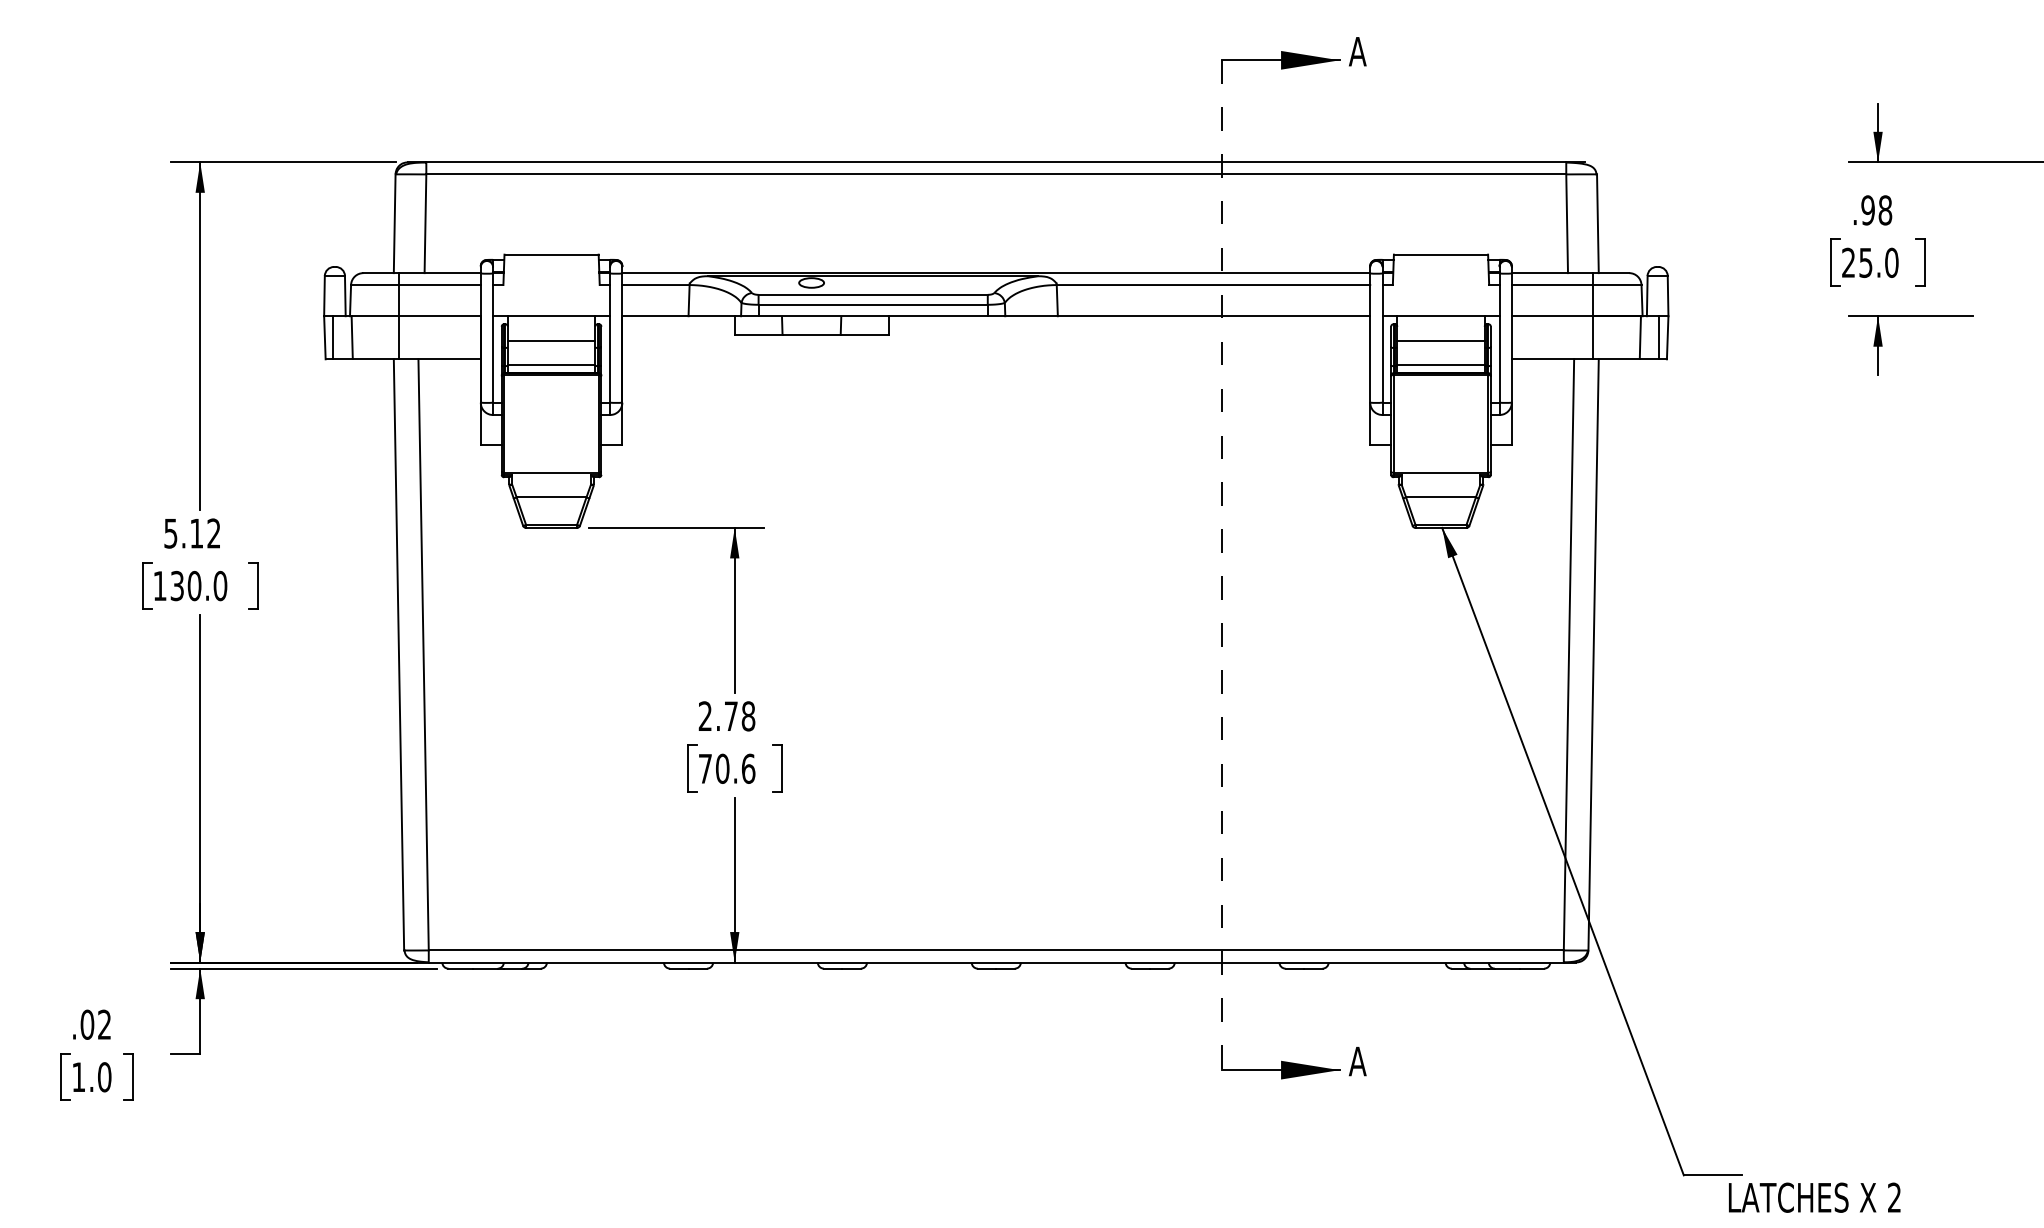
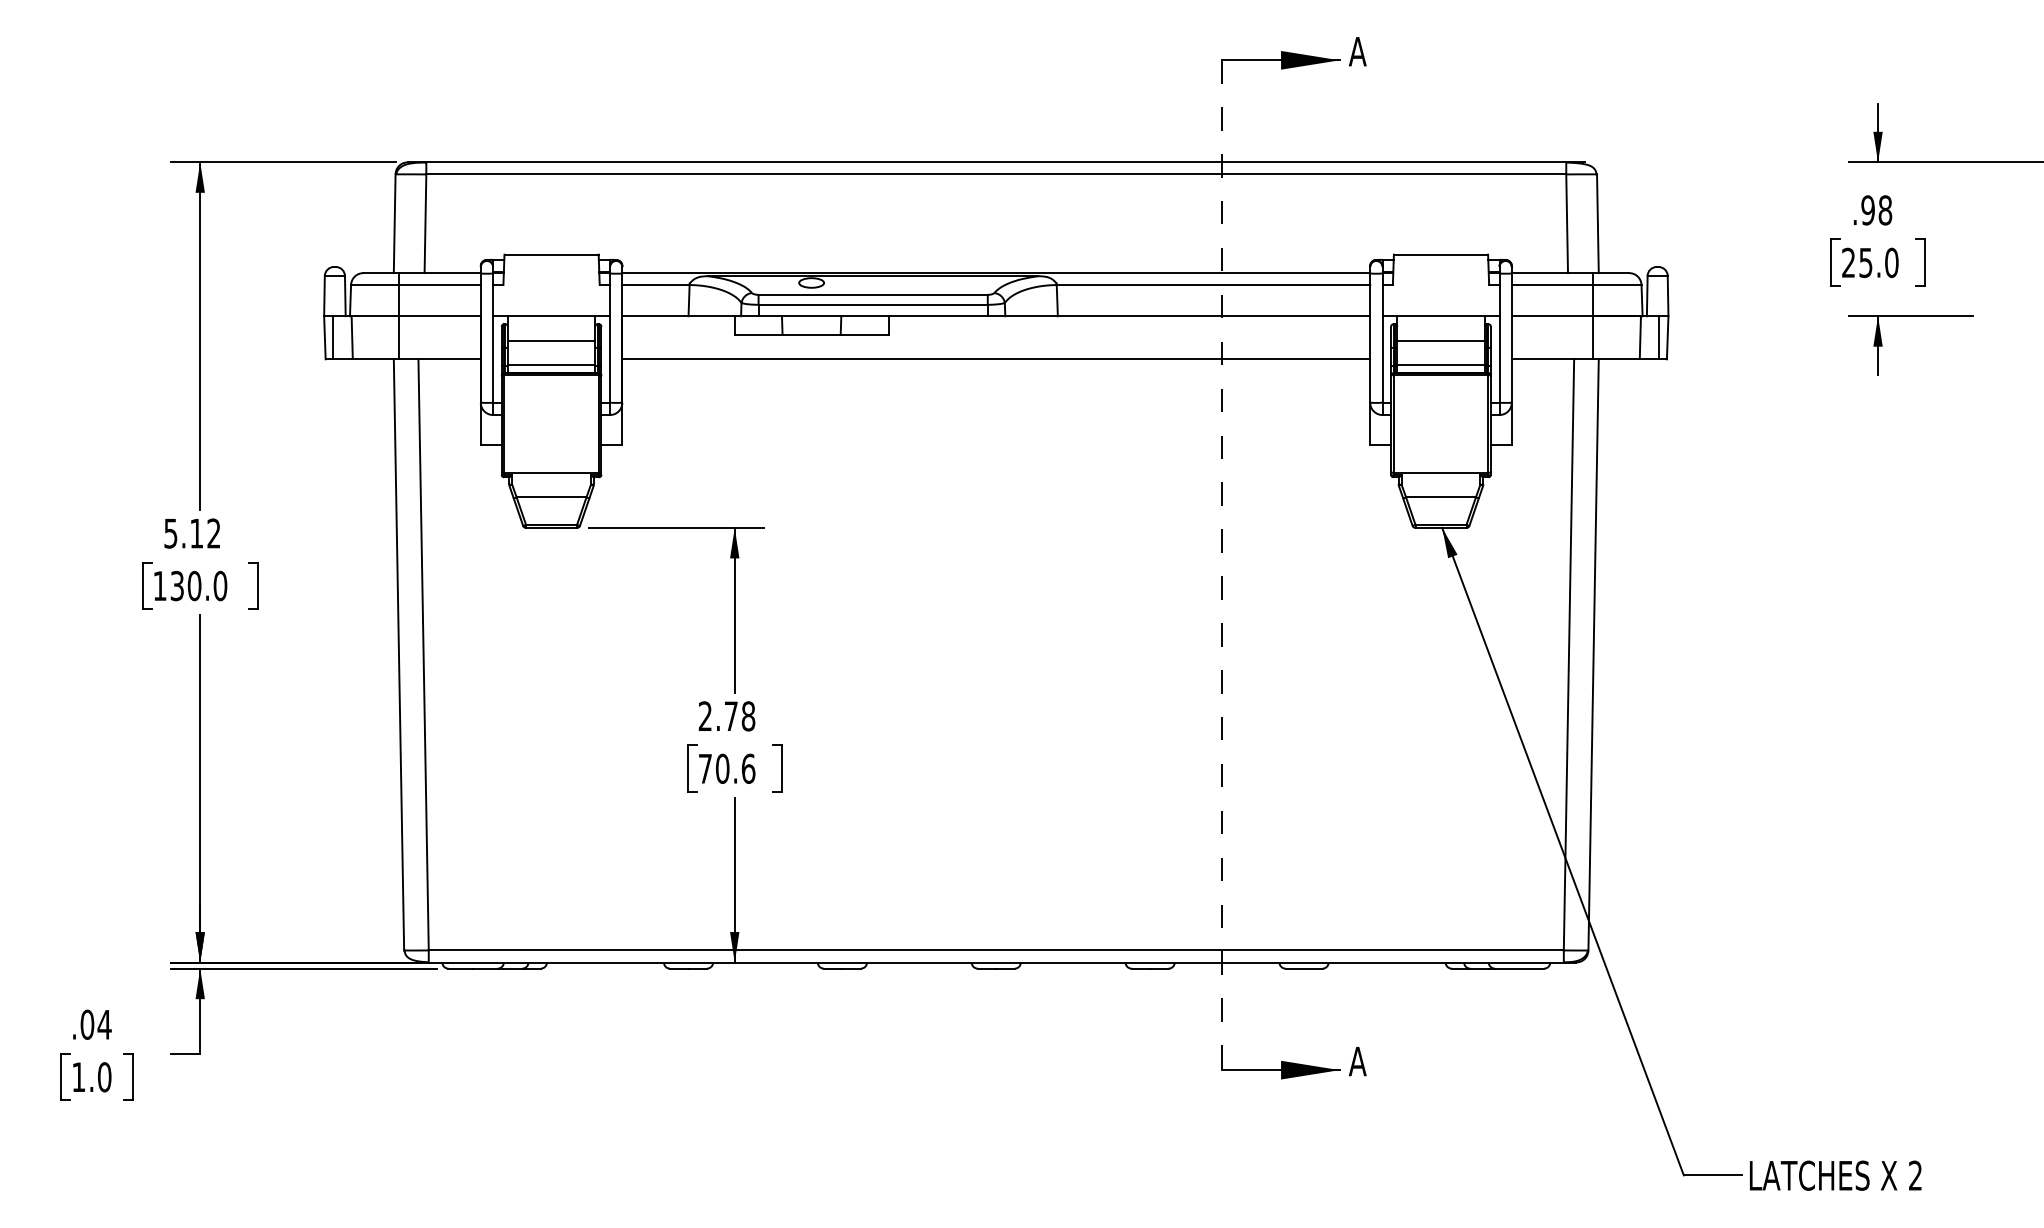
line: none -> present (996, 359)
text: .02 -> .04 (104, 1024)
text position: (1814, 1197) -> (1835, 1175) (1835, 1175)
